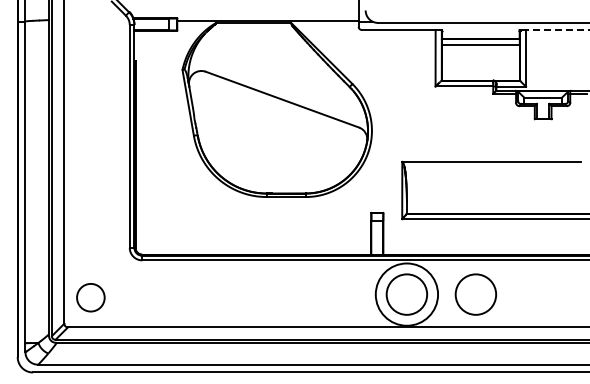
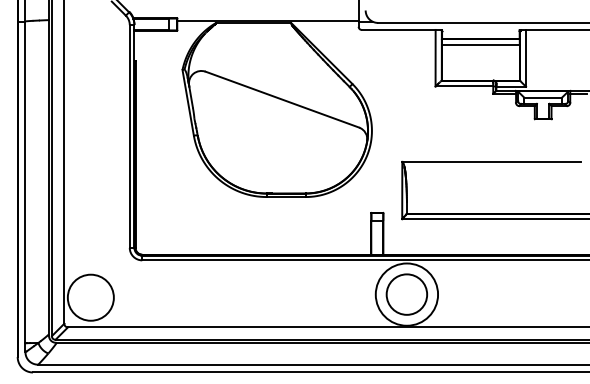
line: dashed -> solid (555, 29)
circle: present -> none (475, 294)
circle diameter: 28 px -> 46 px (90, 297)
